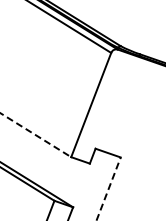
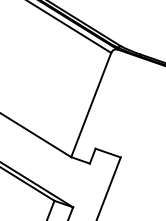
line: dashed -> solid (36, 135)
line: dashed -> solid (108, 189)
